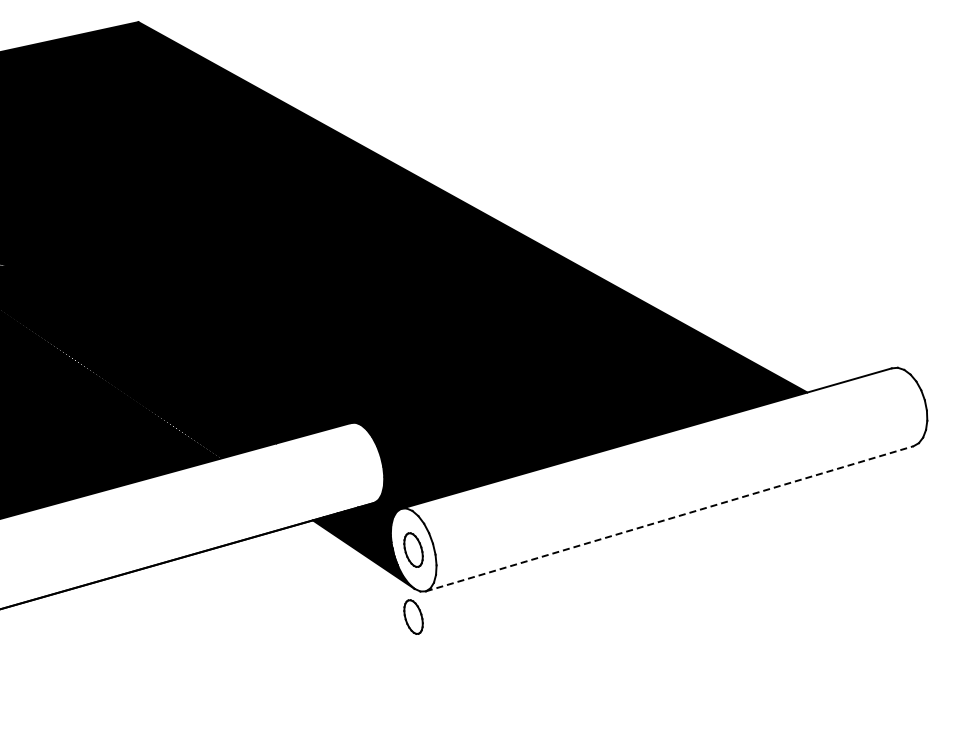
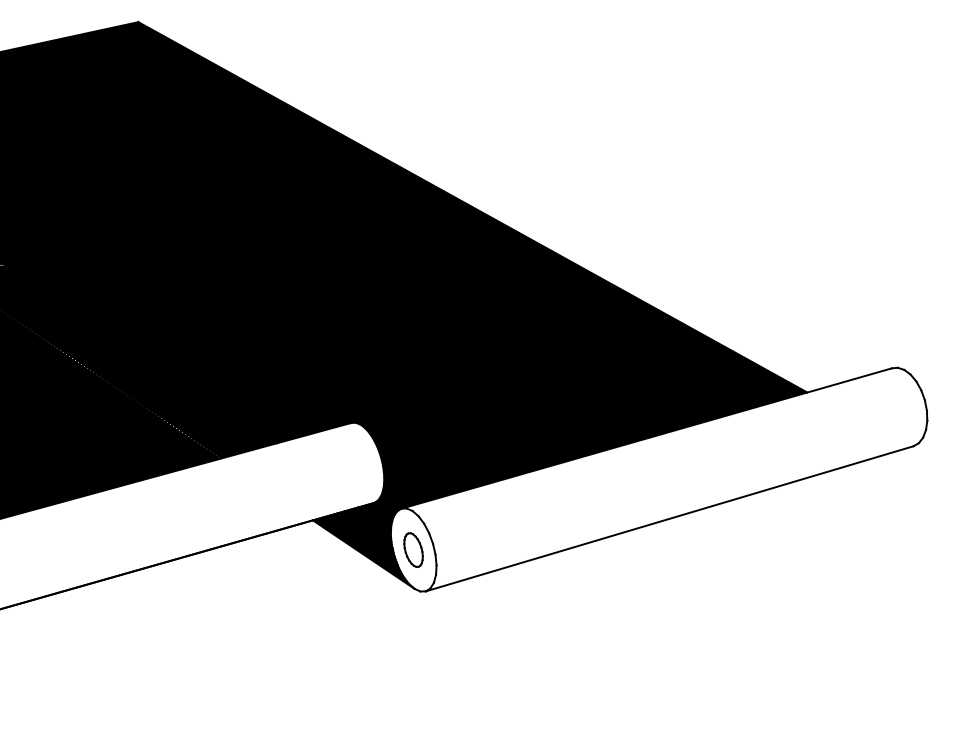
line: dashed -> solid (670, 518)
part: present -> none (413, 616)
